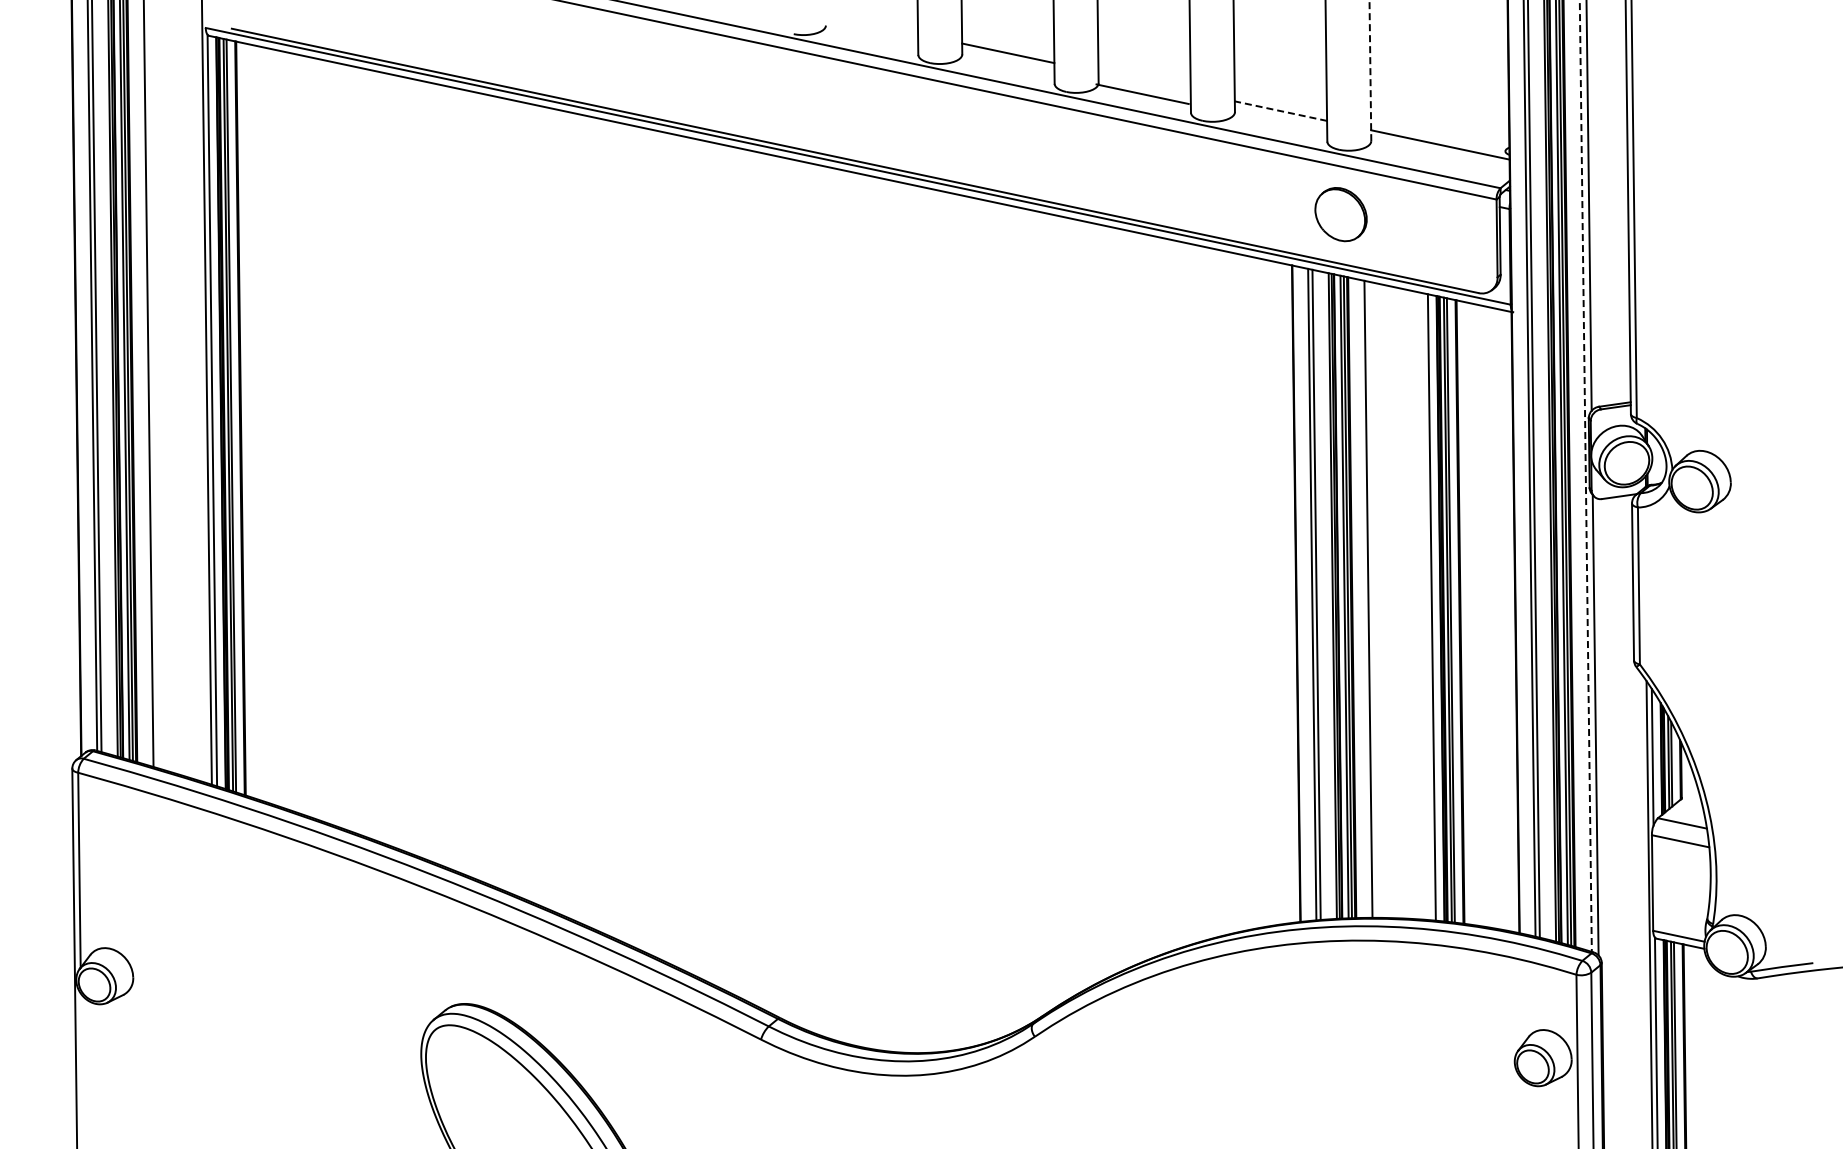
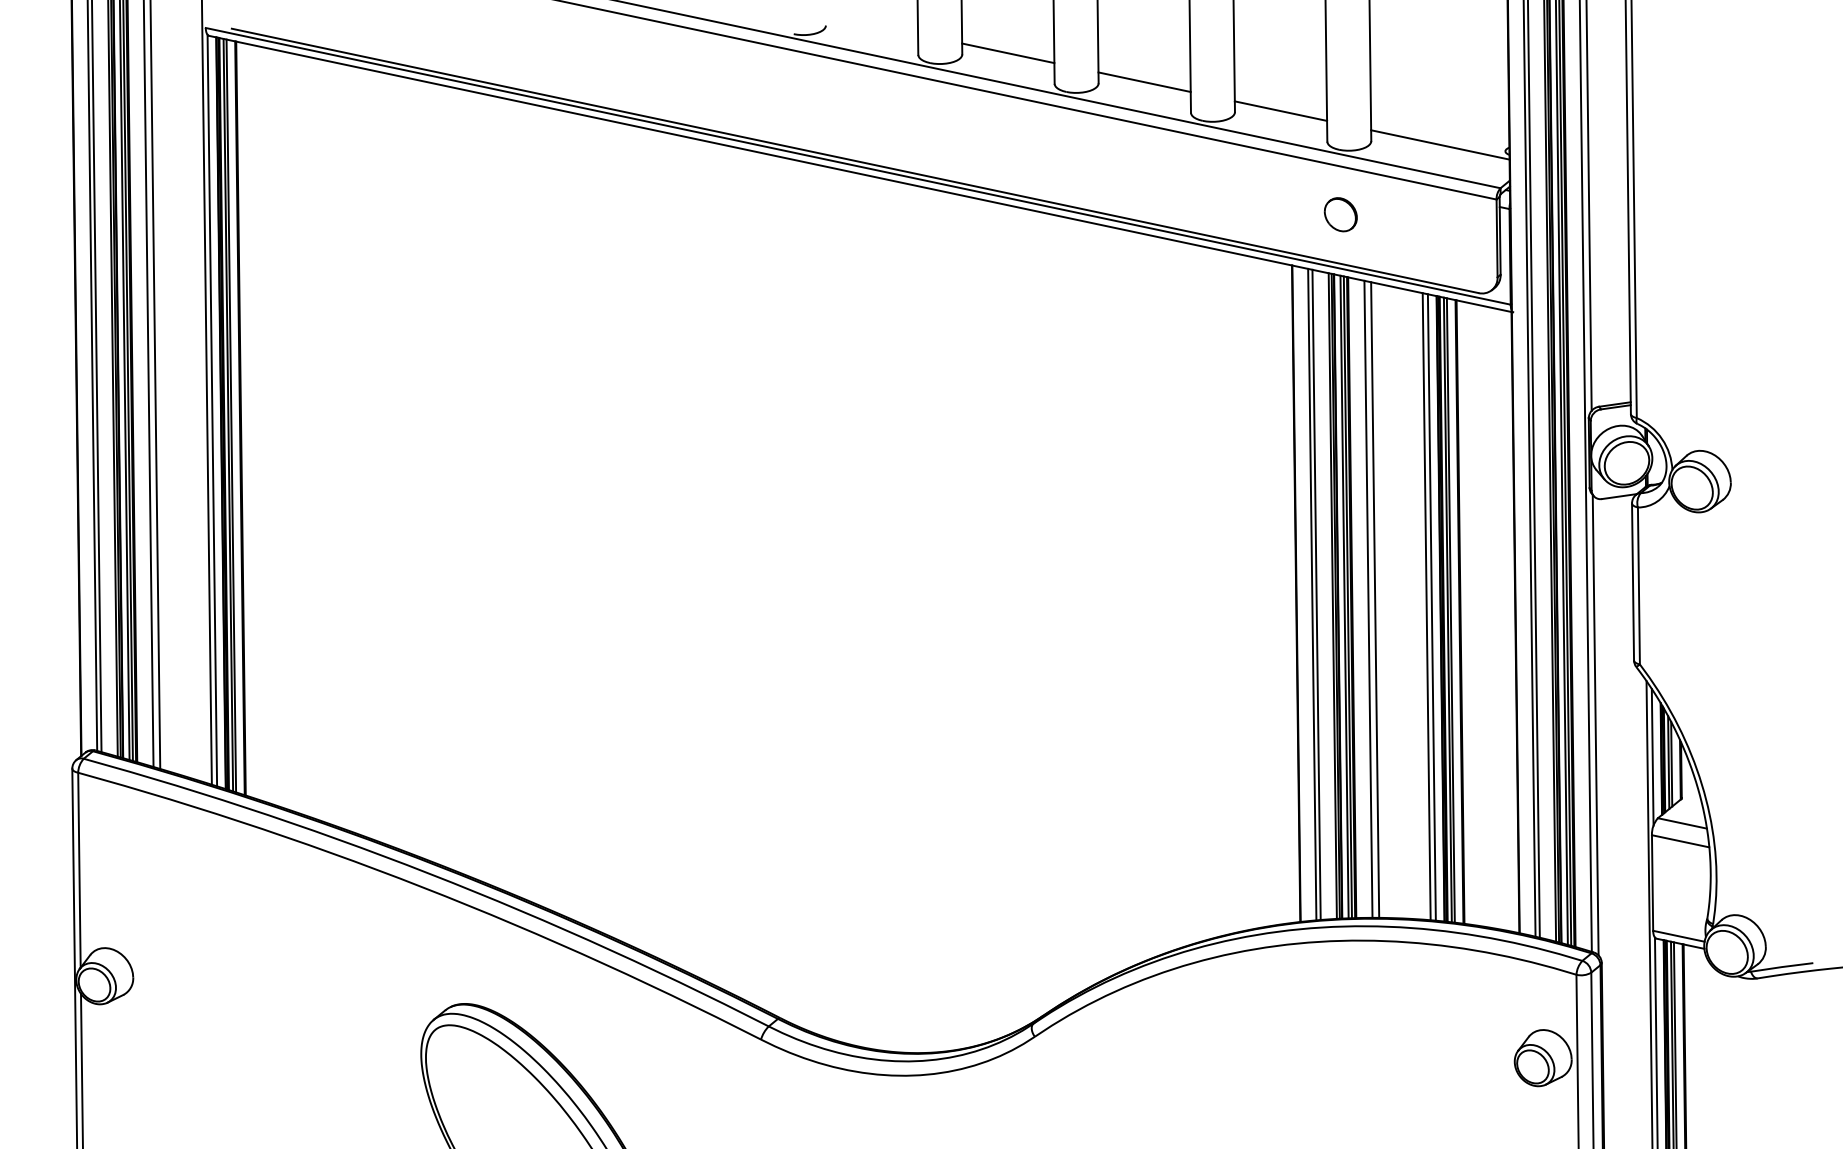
line: dashed -> solid (1370, 70)
line position: (1142, 94) -> (1144, 82) (1144, 82)
line: dashed -> solid (1280, 111)
part size: 54x56 px -> 35x36 px (1340, 214)
line: none -> present (155, 385)
line: dashed -> solid (1585, 475)
line: none -> present (1375, 599)
line: none -> present (1426, 606)
line: none -> present (81, 1069)
